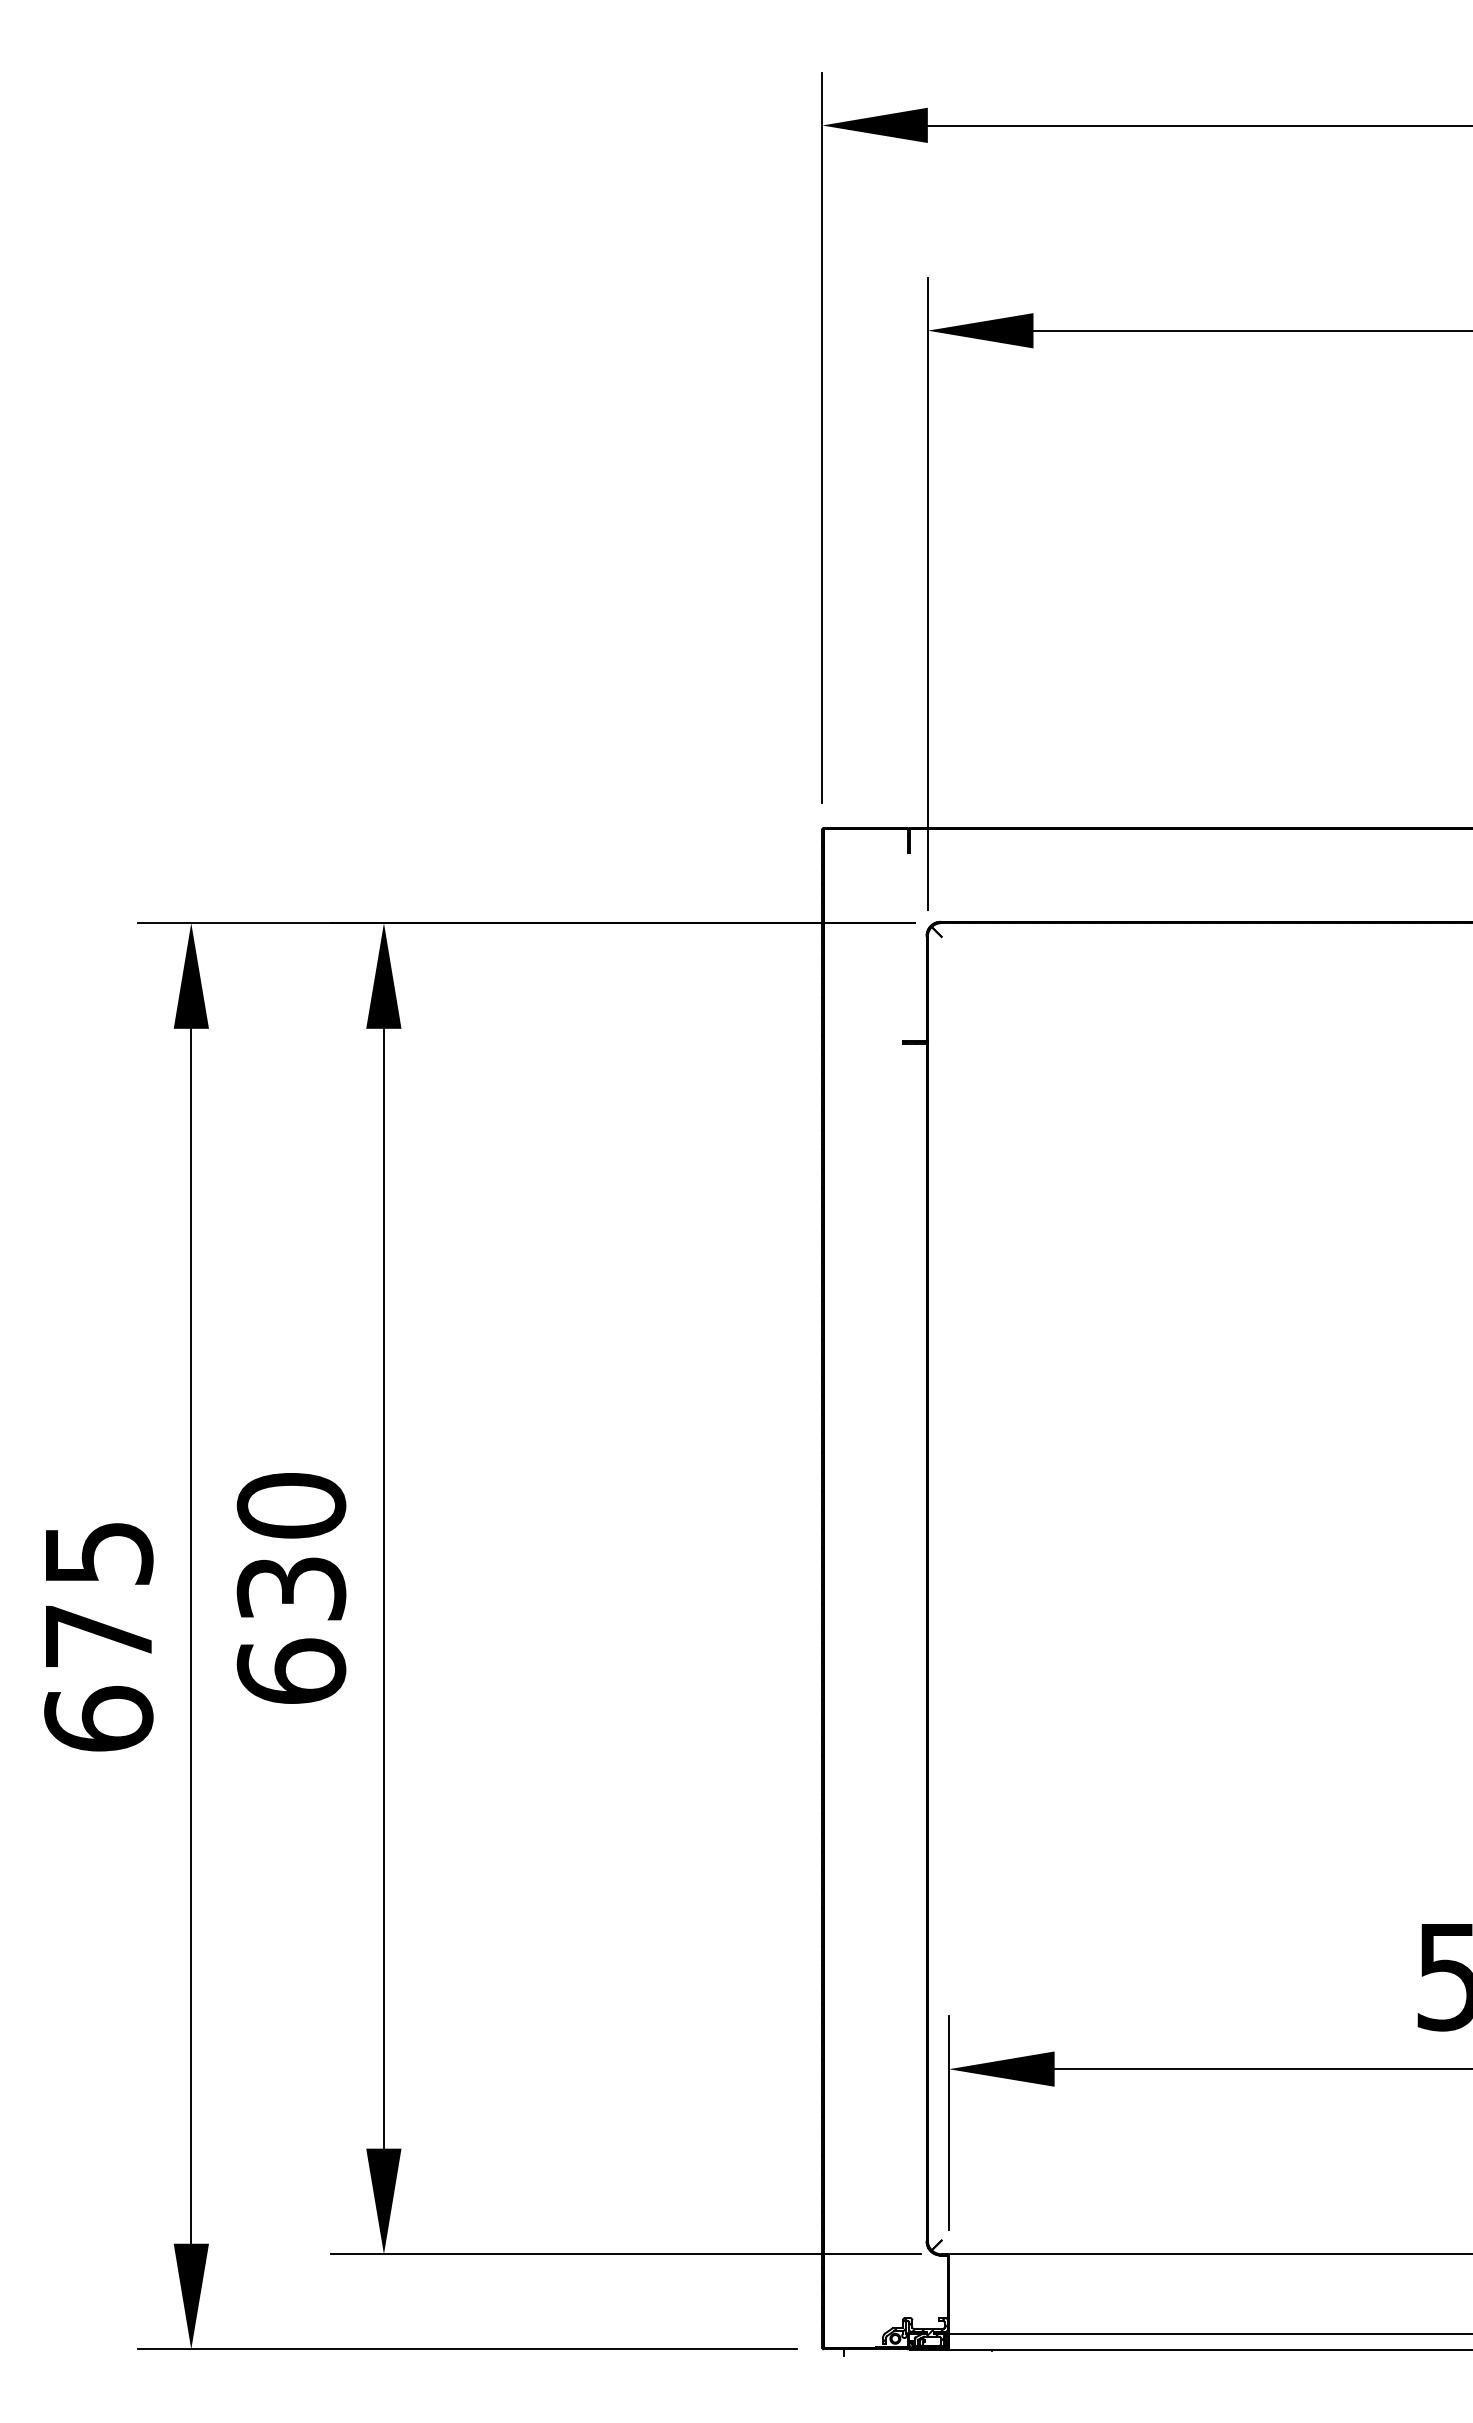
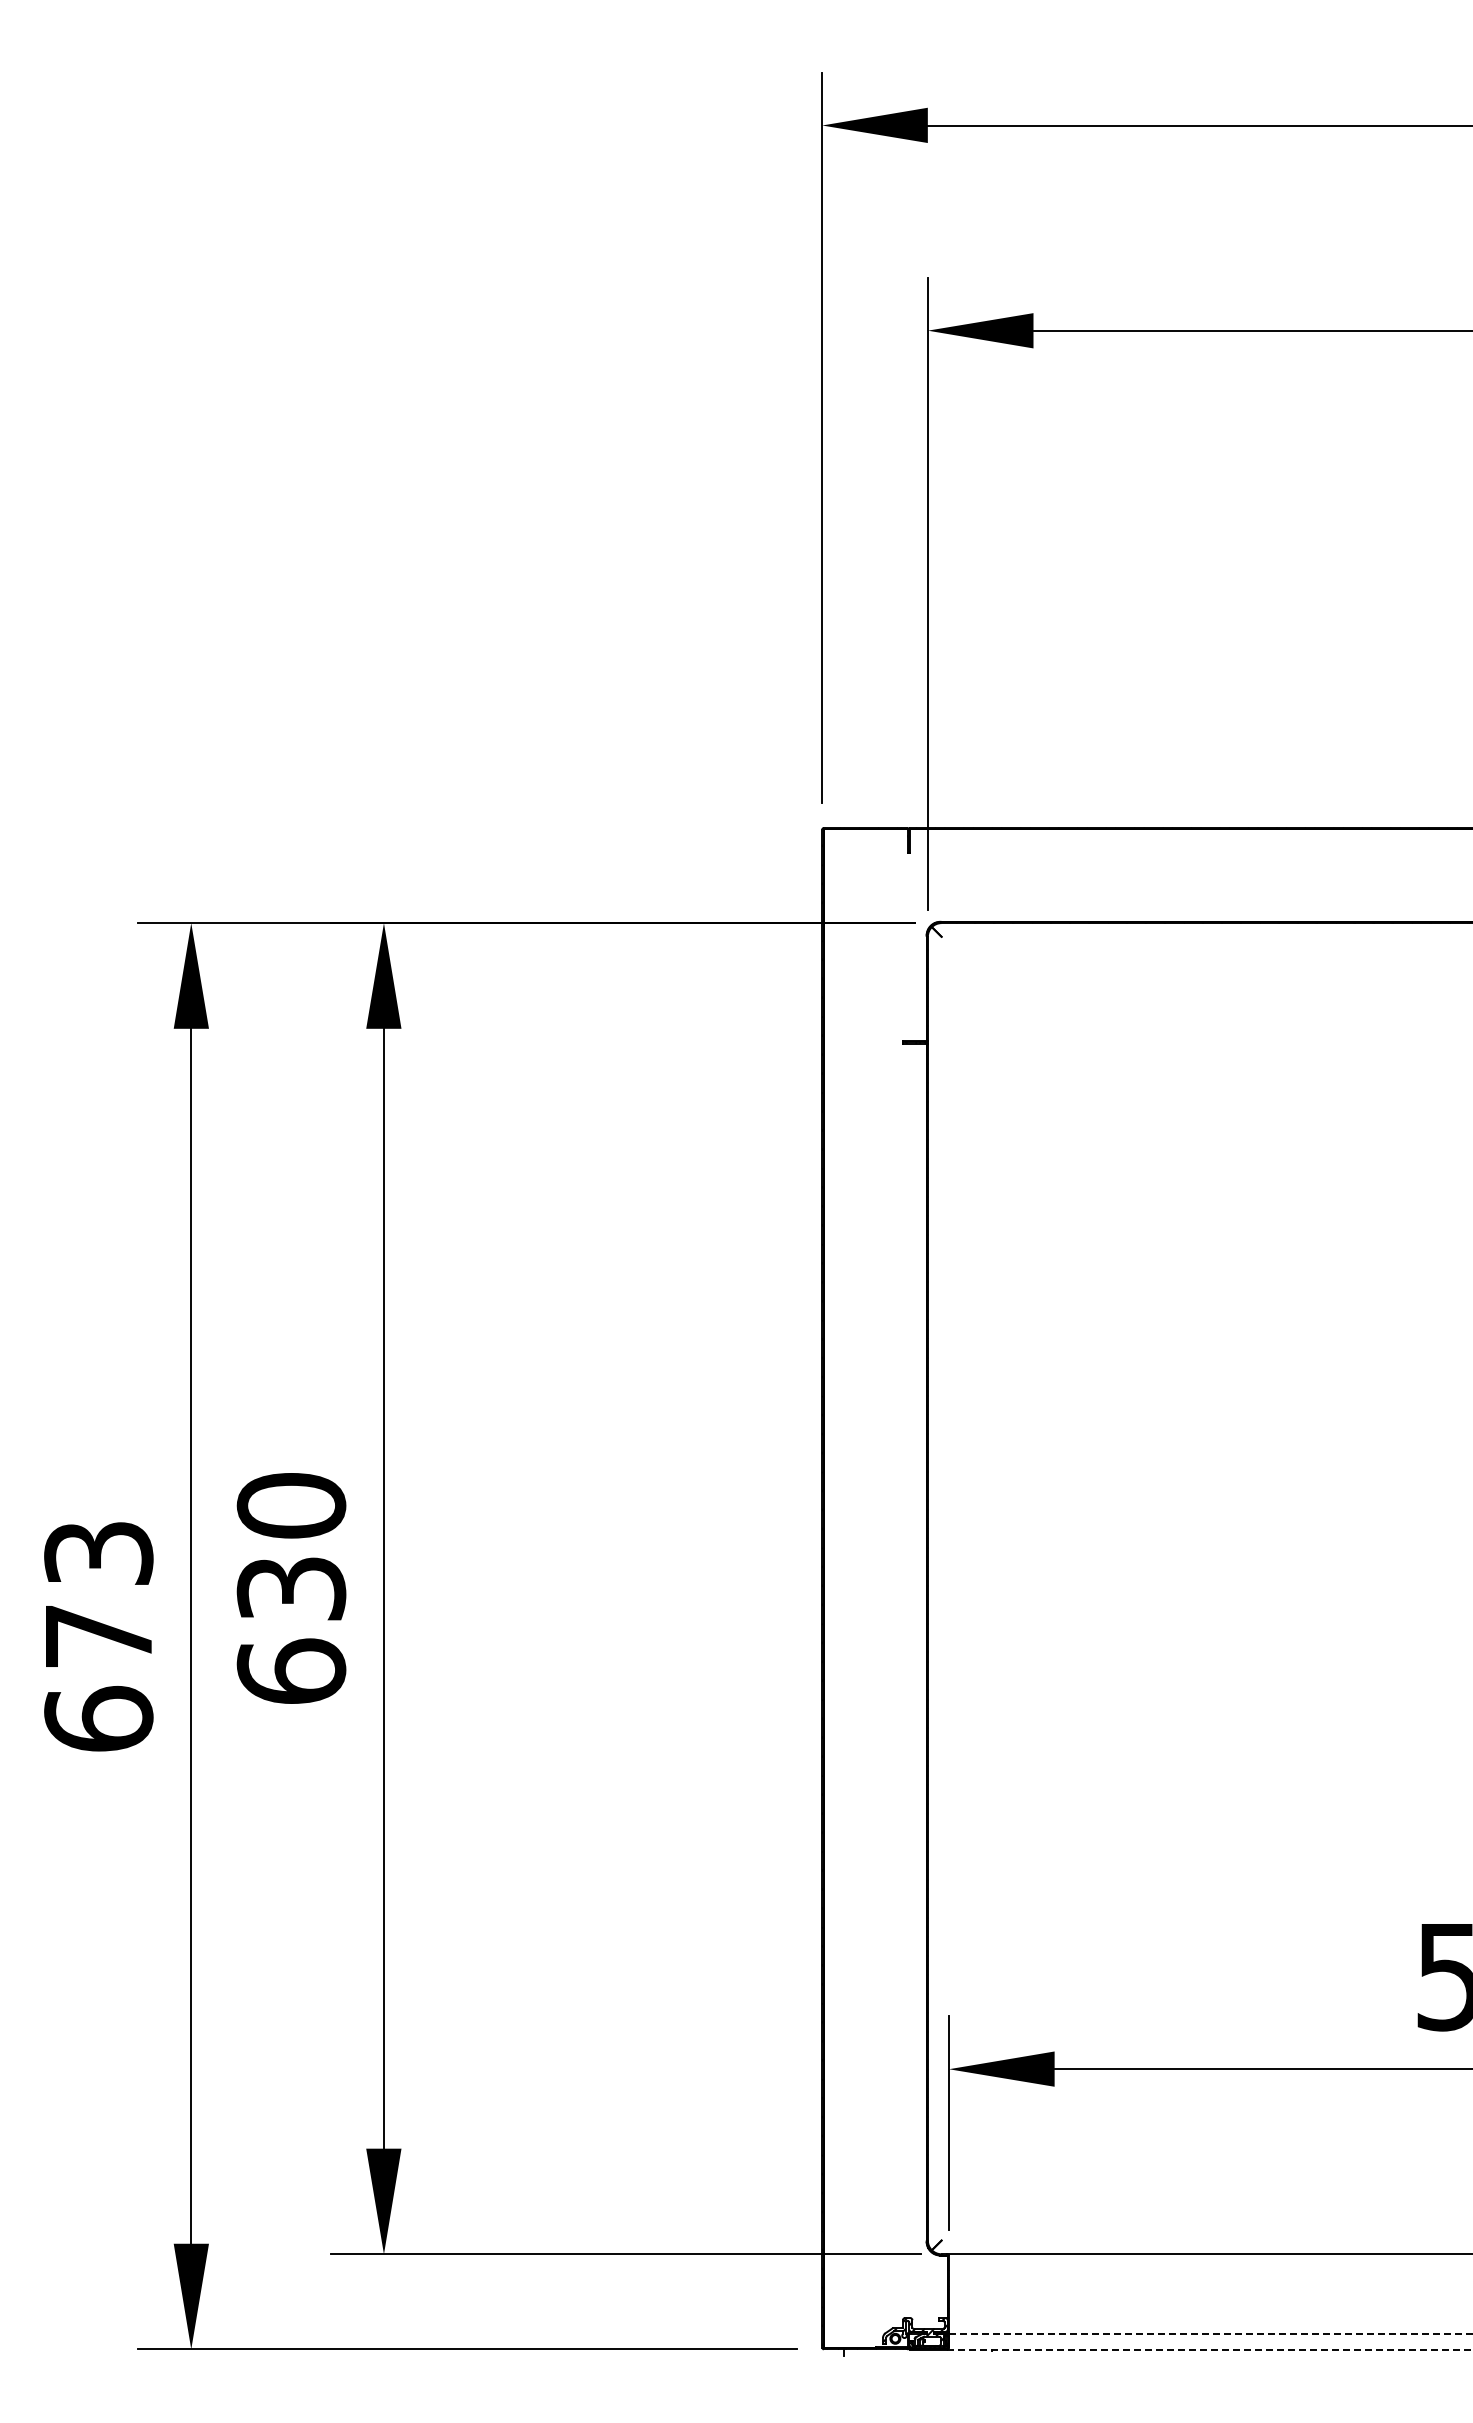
text: 675 -> 673 (98, 1553)
line: solid -> dashed (1210, 2333)
line: solid -> dashed (1209, 2349)
